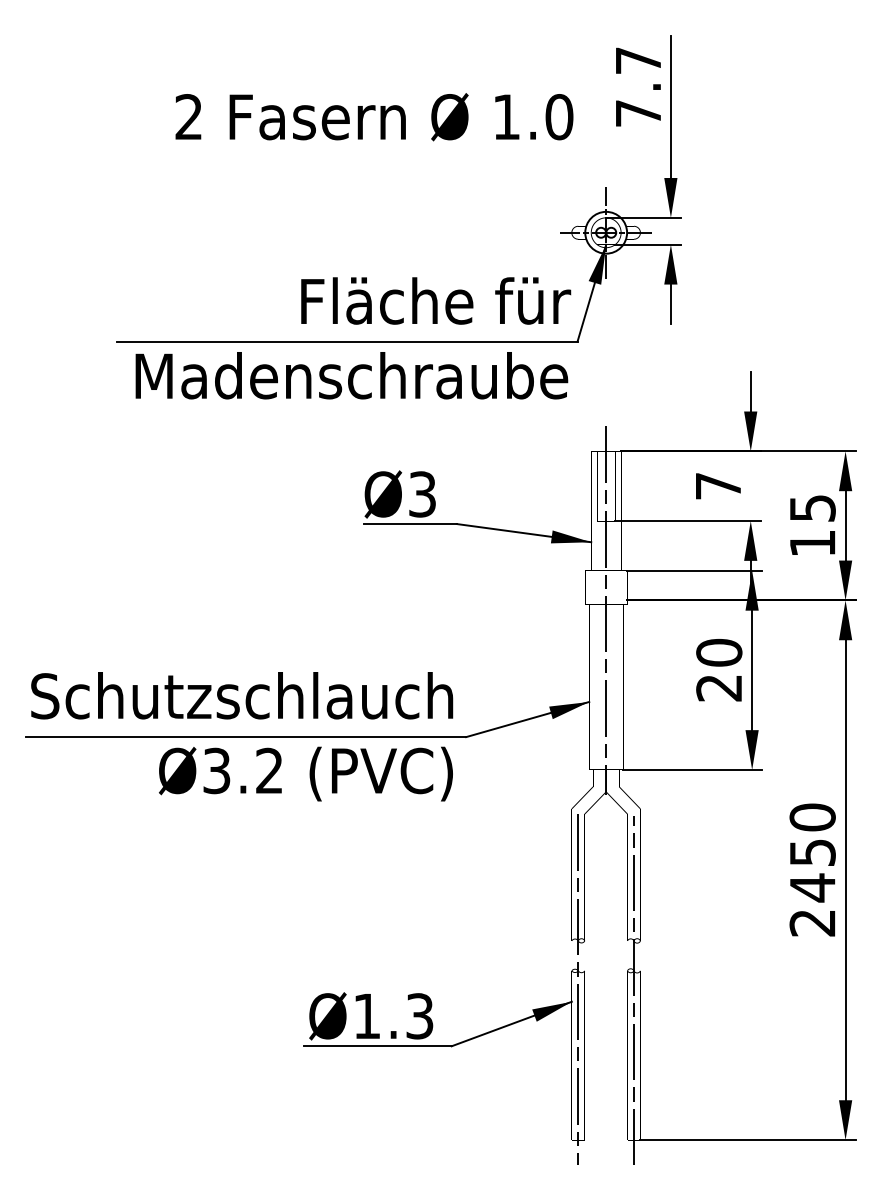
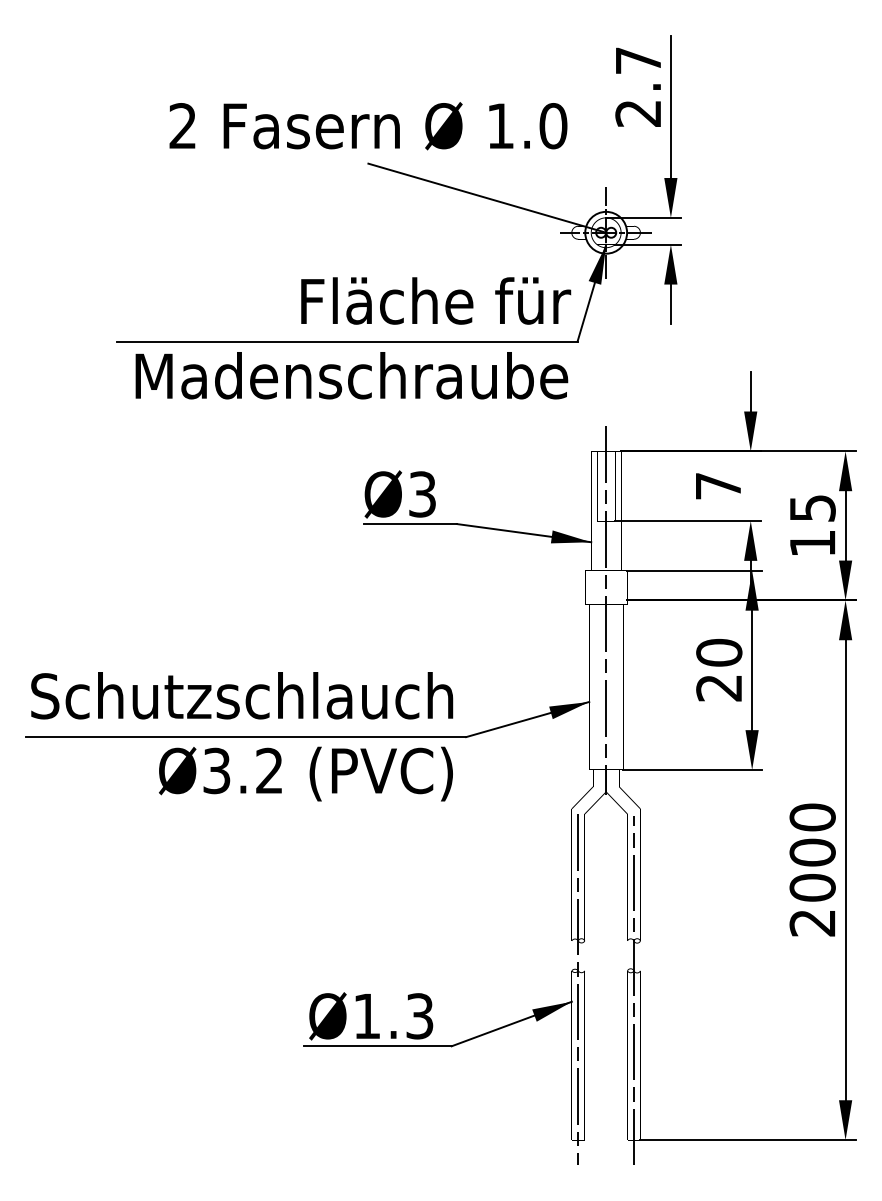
text: 7.7 -> 2.7 (637, 113)
text position: (374, 117) -> (368, 126) (368, 126)
line: none -> present (487, 197)
text: 2450 -> 2000 (812, 870)
